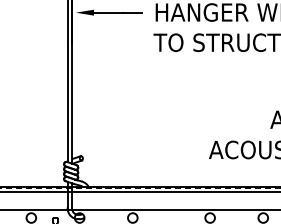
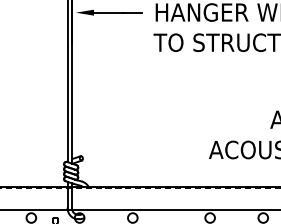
line: present -> none (139, 191)
